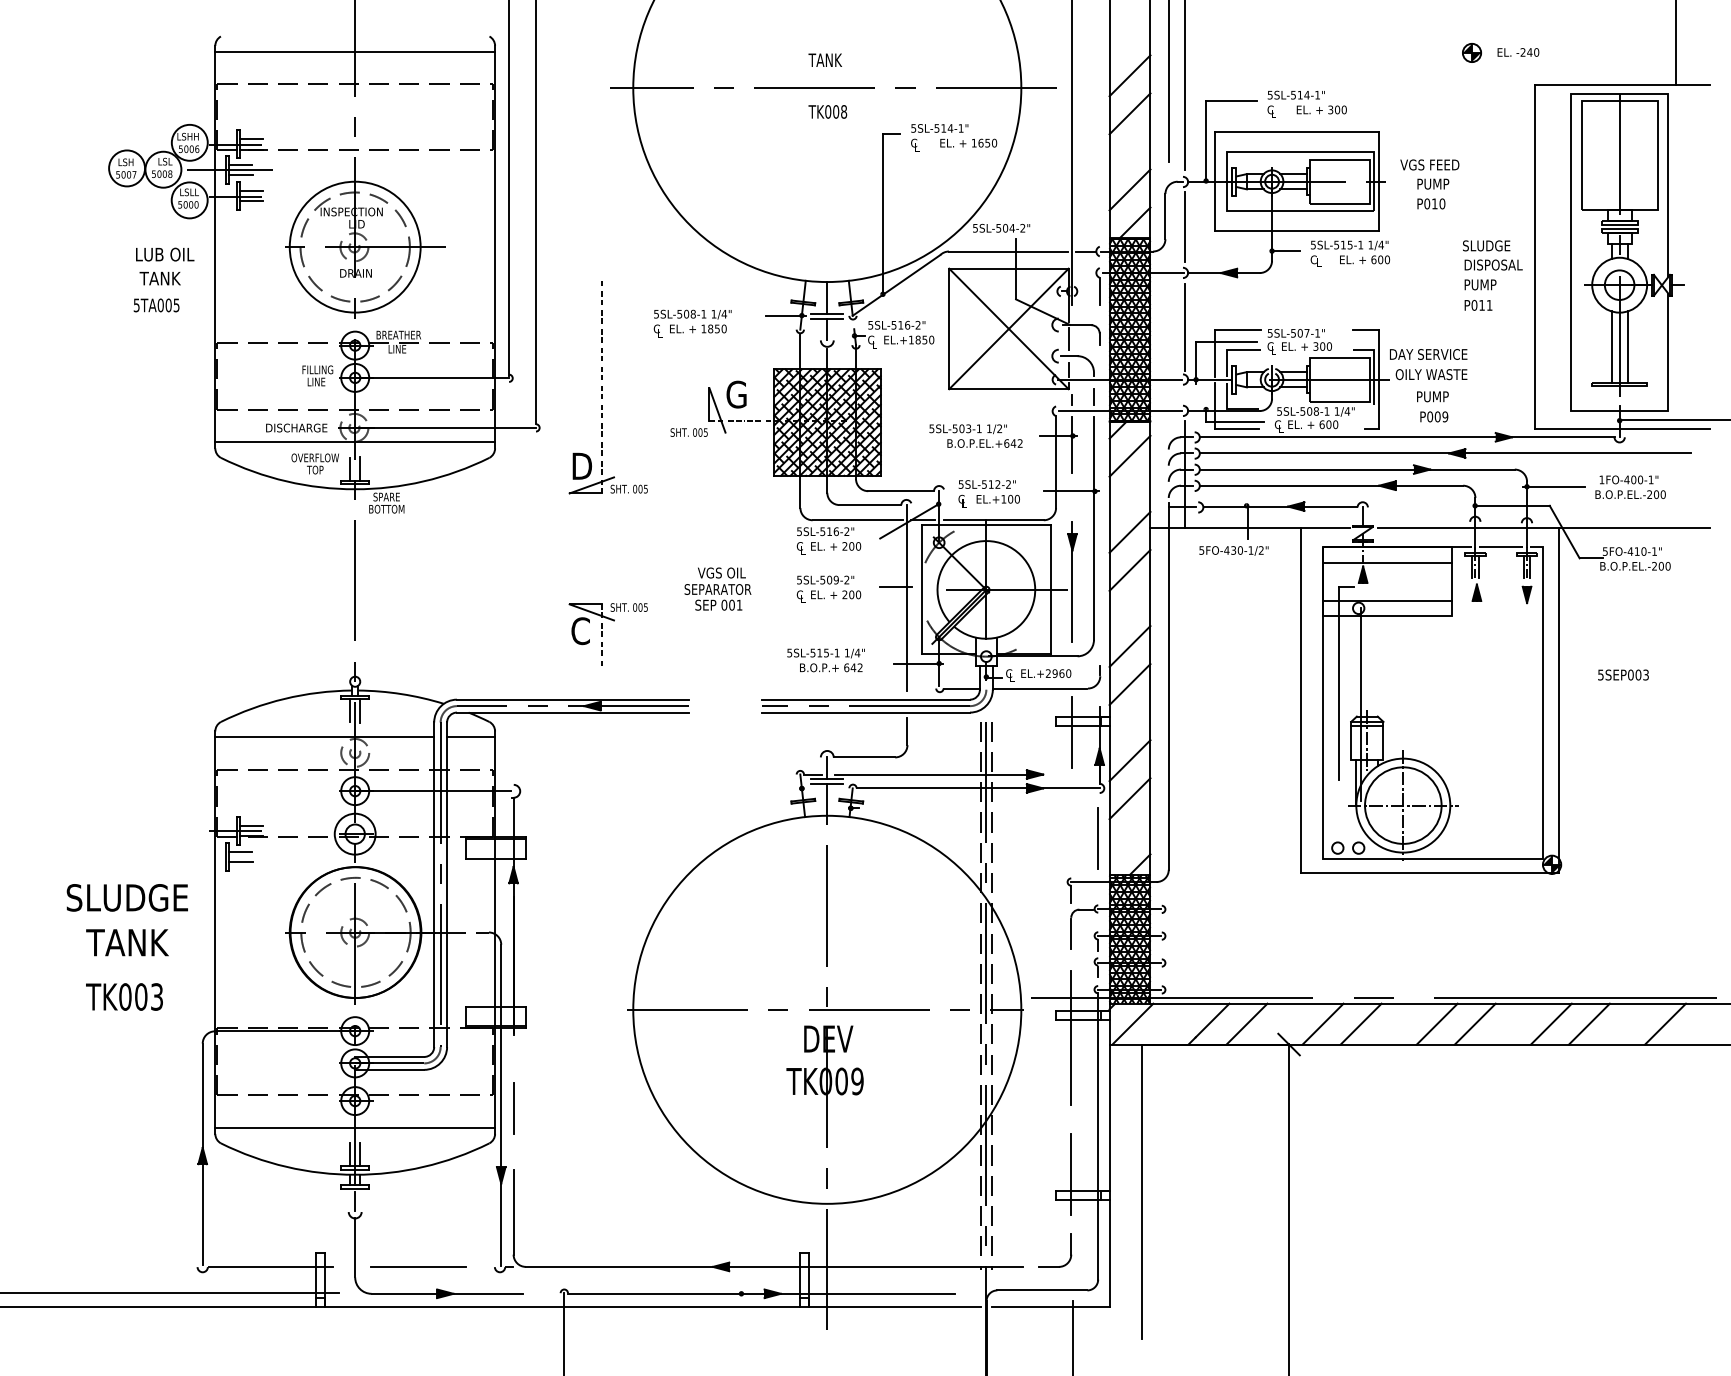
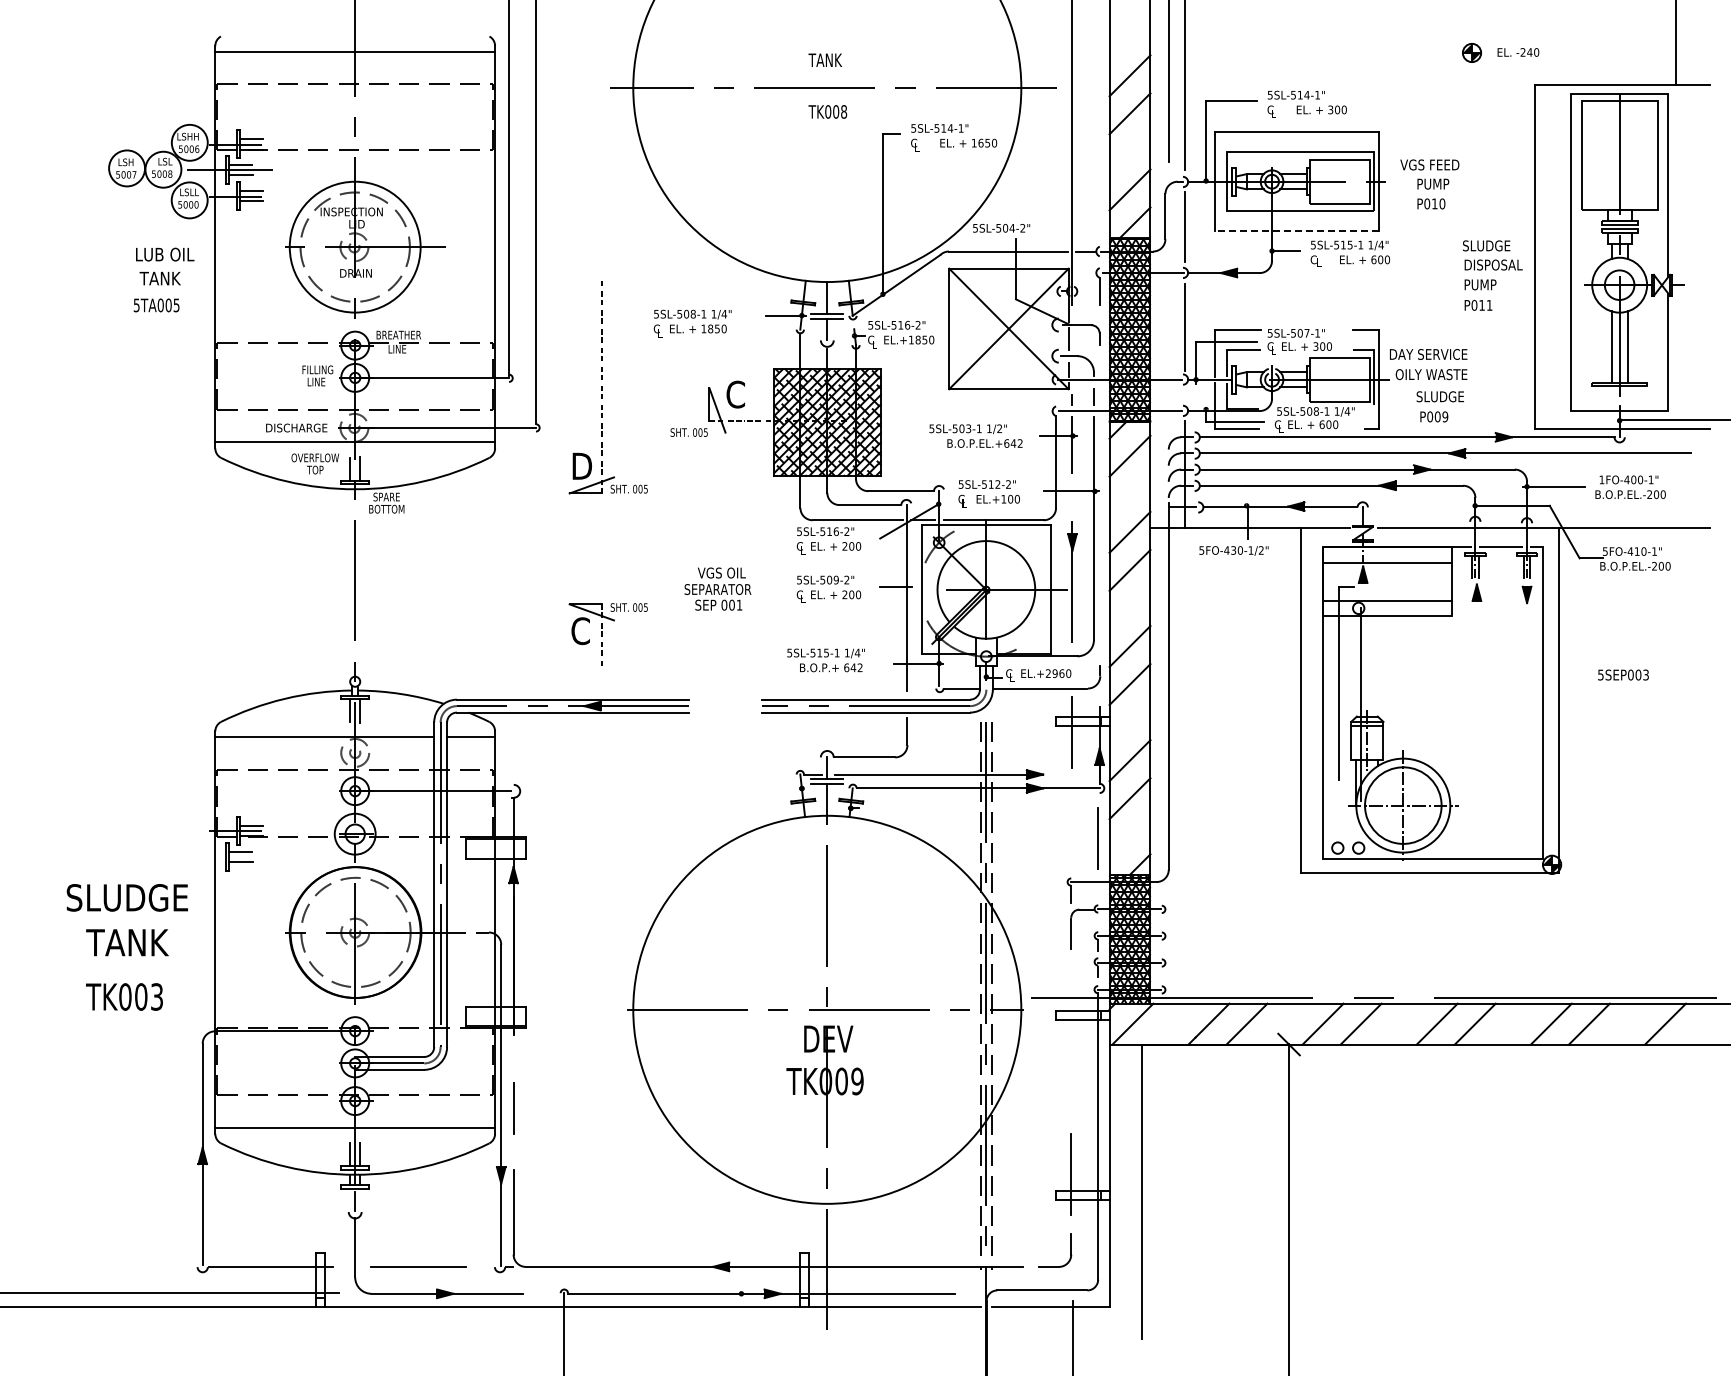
line: solid -> dashed (1296, 231)
text: G -> C (736, 394)
text: PUMP -> SLUDGE (1440, 396)
line: present -> none (1071, 1037)
